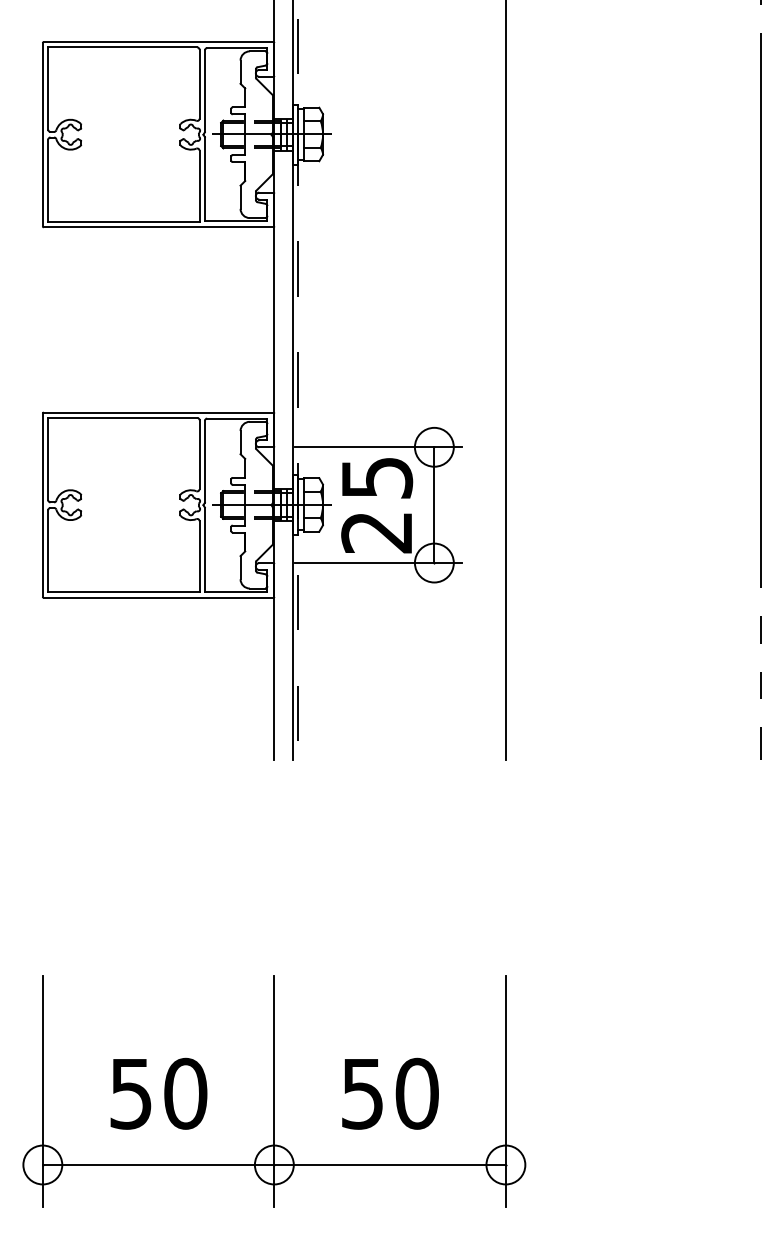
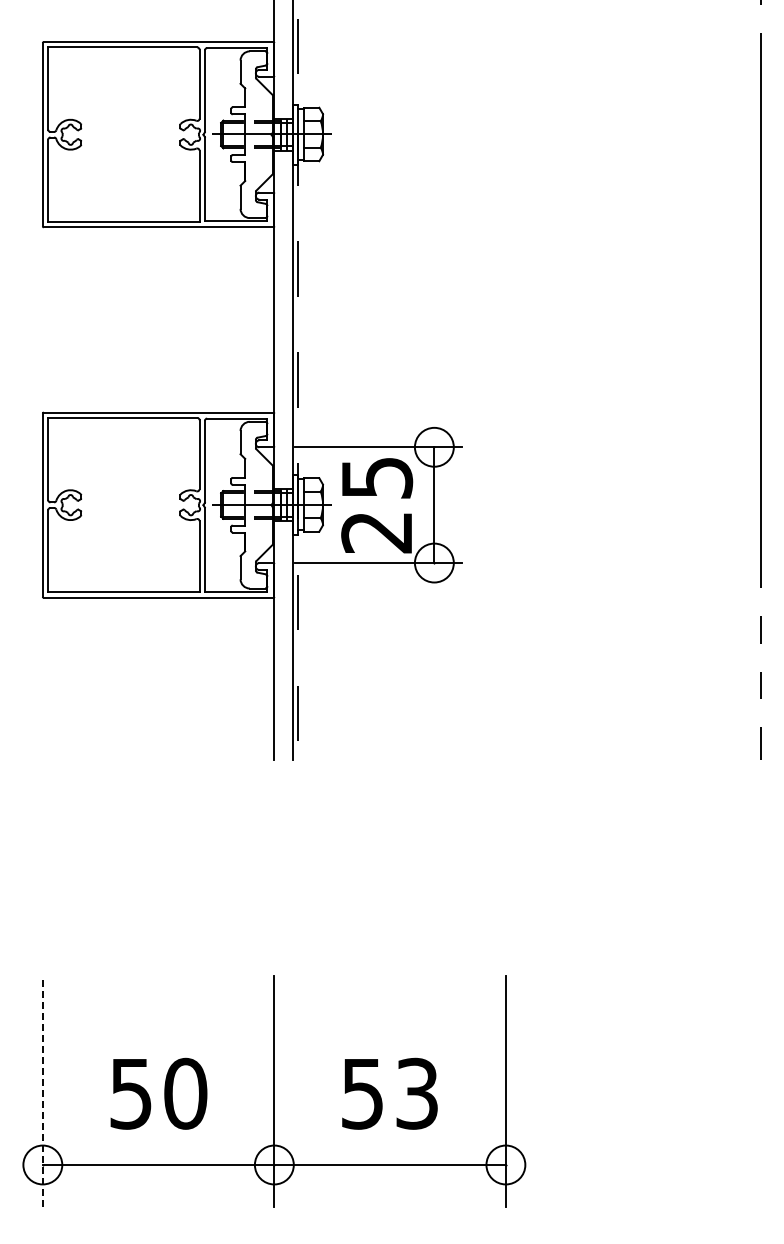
line: present -> none (505, 380)
line: solid -> dashed (42, 1091)
text: 50 -> 53 (416, 1093)
